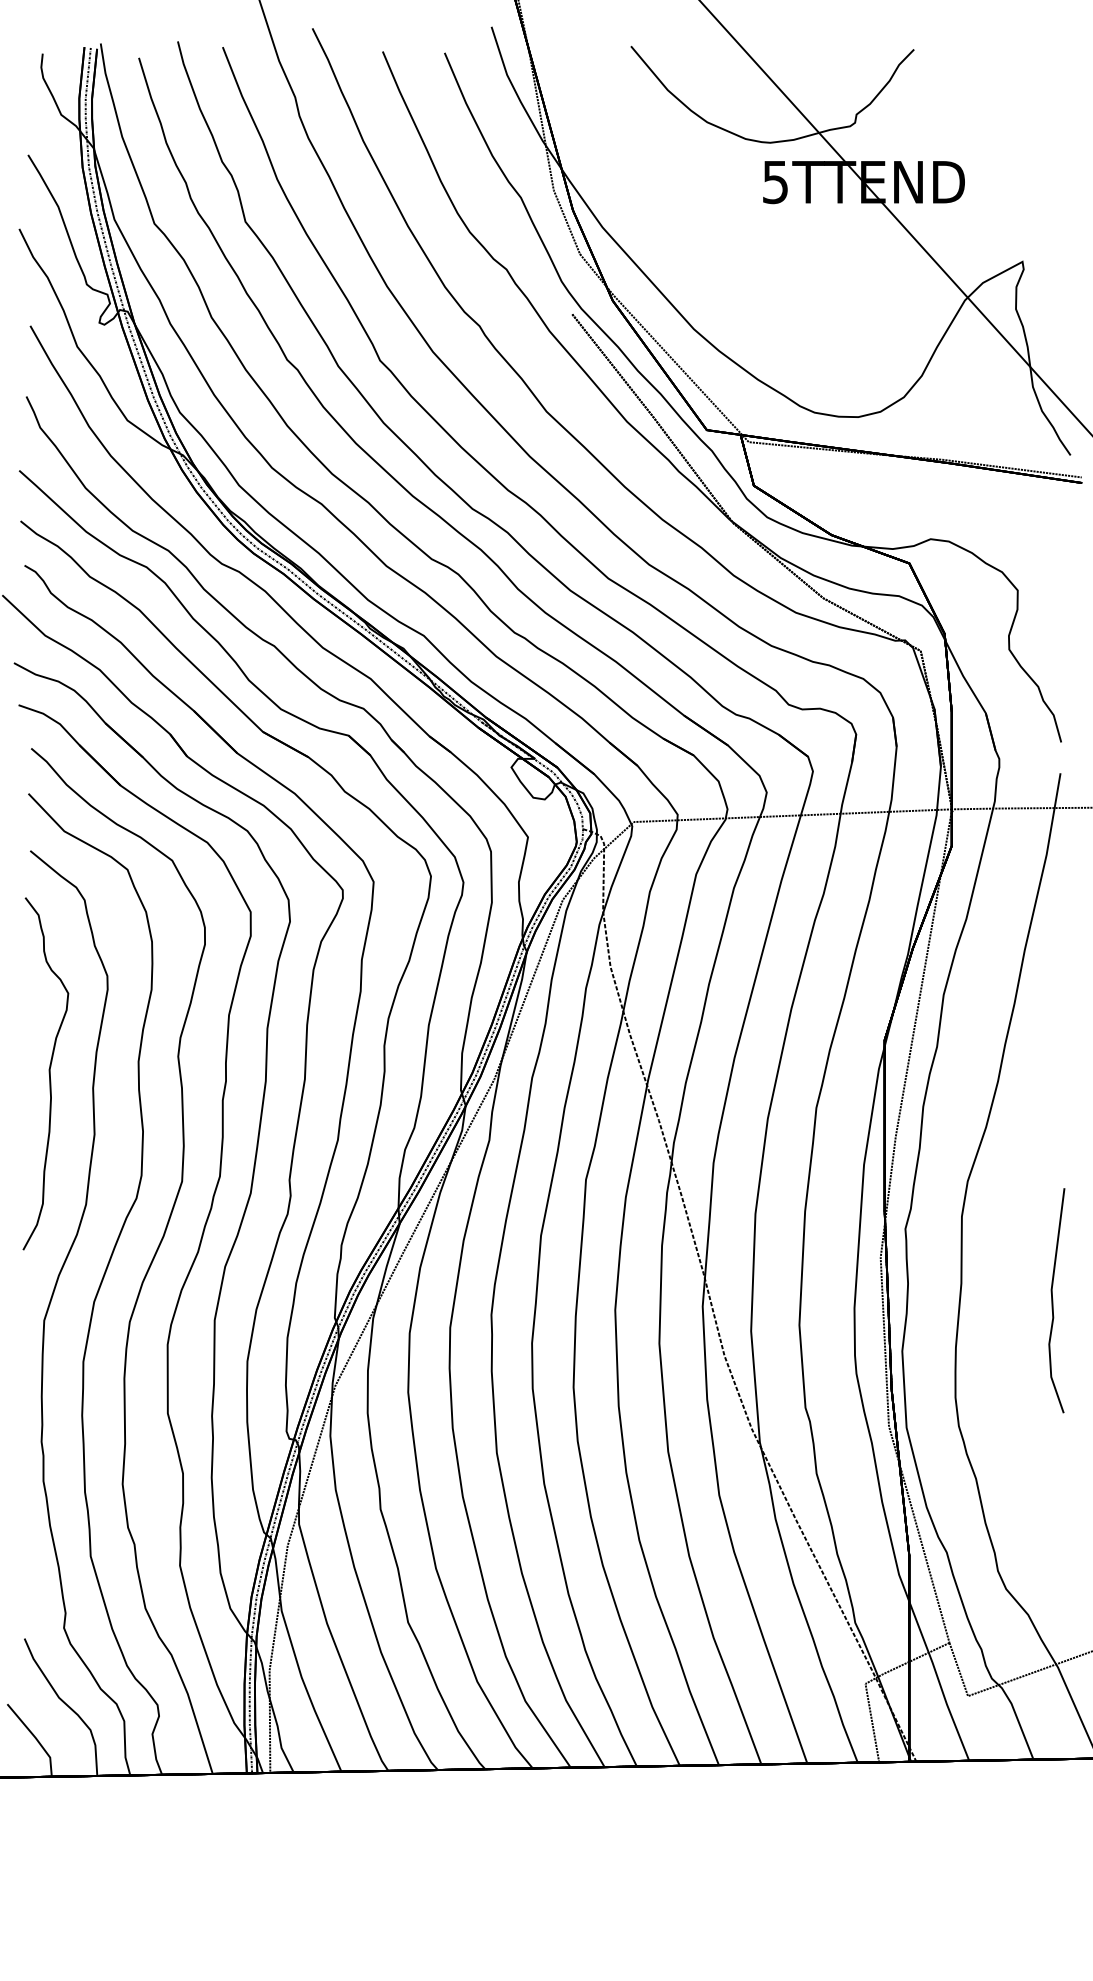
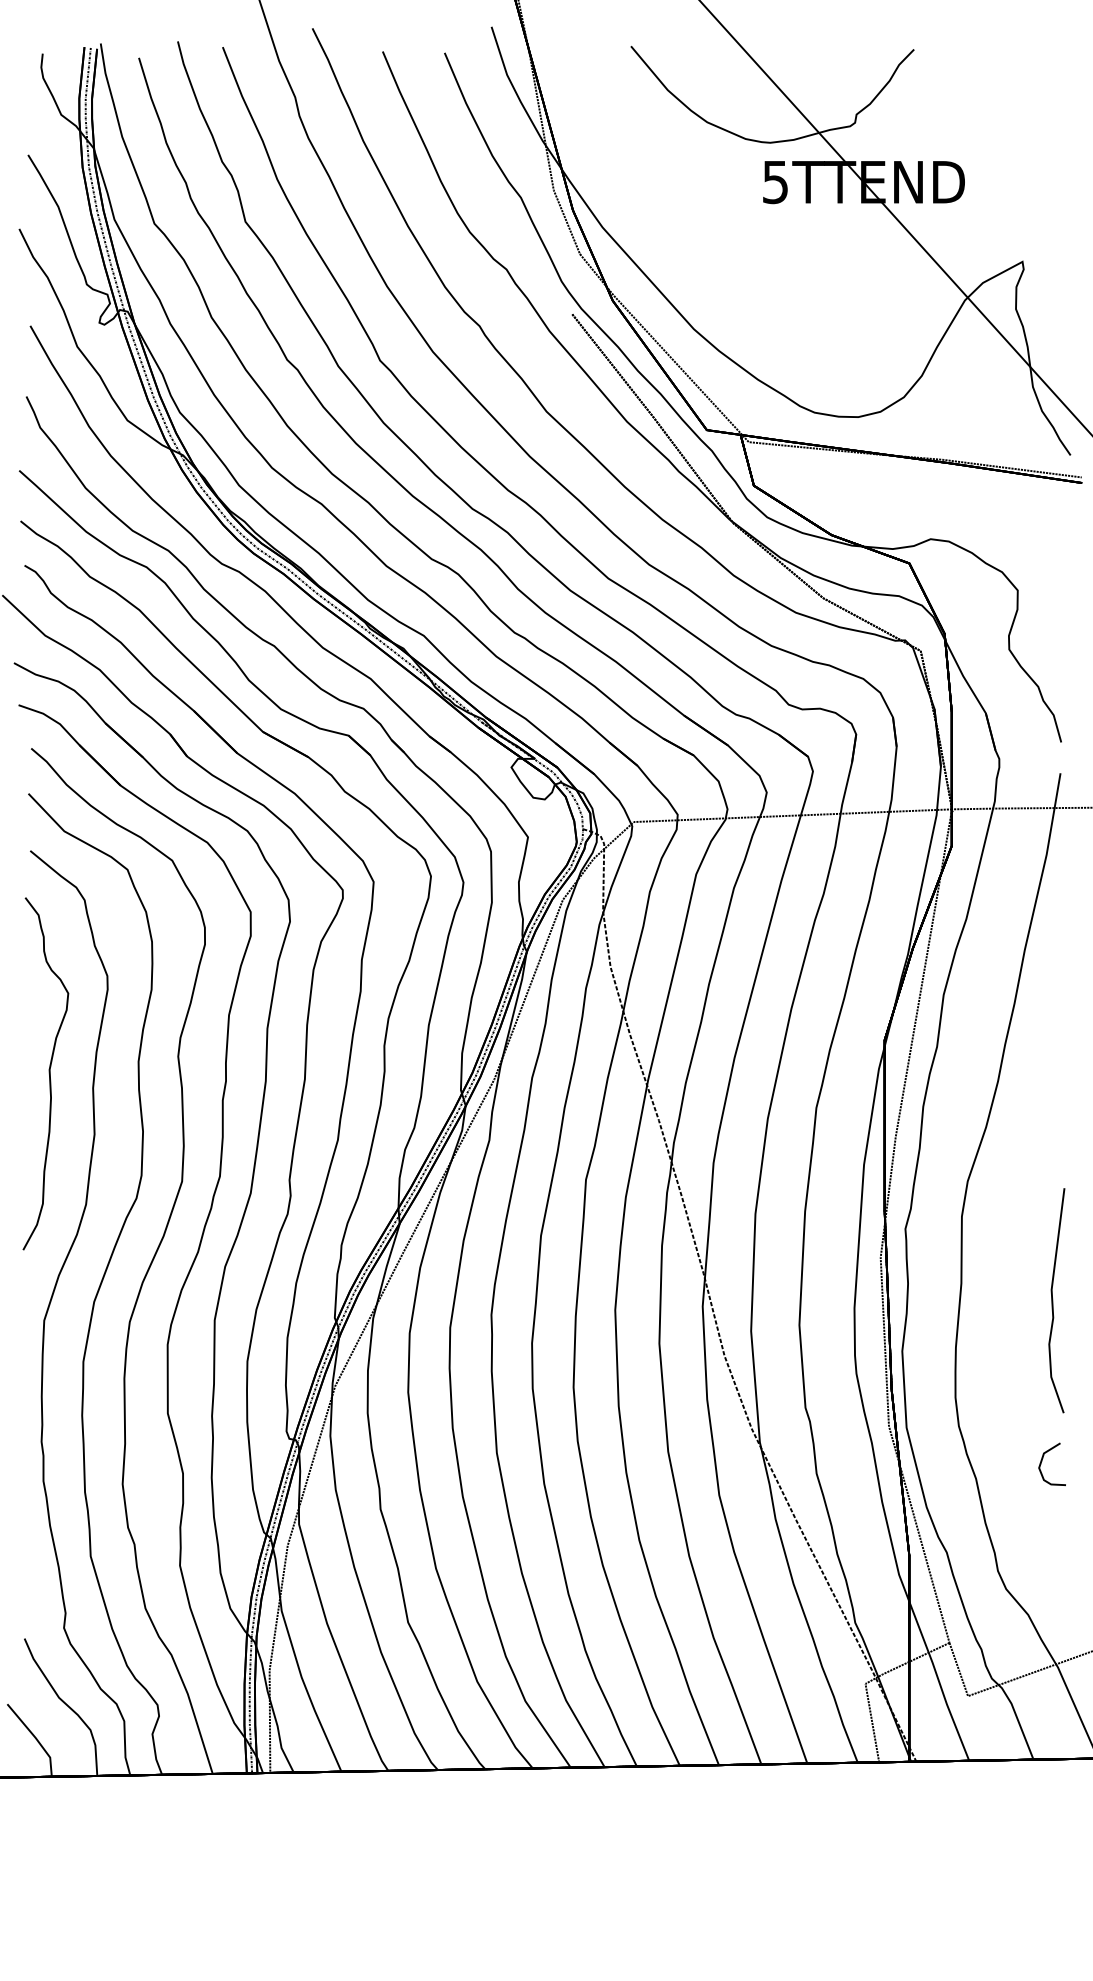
curve: none -> present (1042, 1461)
